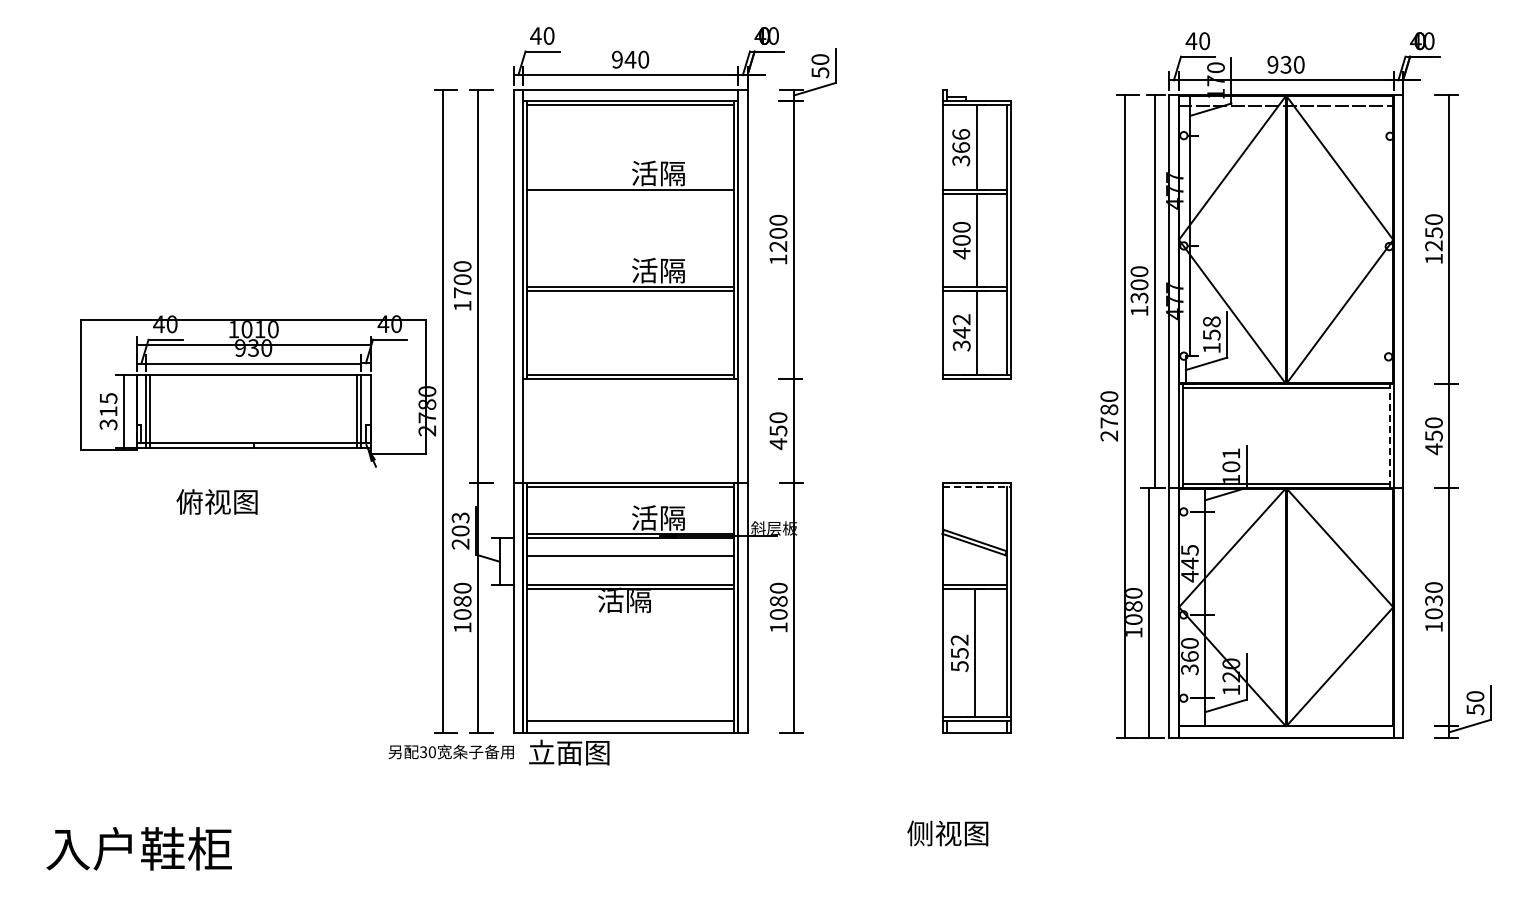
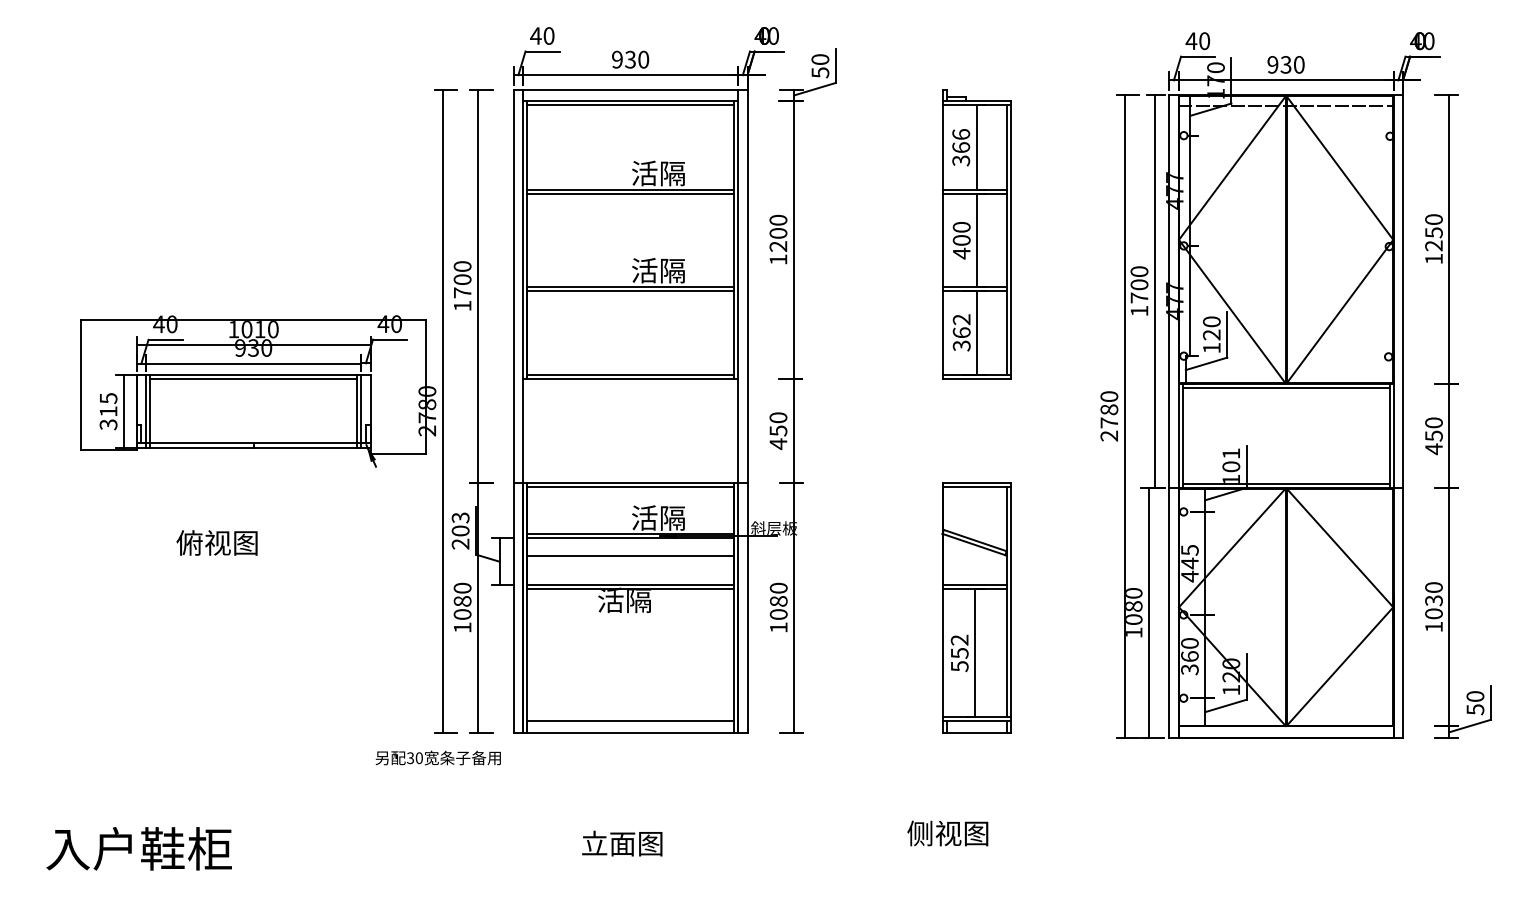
text: 940 -> 930 (630, 59)
line: none -> present (630, 194)
text: 1300 -> 1700 (1139, 297)
text: 158 -> 120 (1211, 328)
text: 342 -> 362 (961, 332)
line: none -> present (253, 379)
line: dashed -> solid (1389, 435)
line: dashed -> solid (977, 487)
text position: (216, 501) -> (216, 542) (216, 542)
text position: (450, 751) -> (437, 757) (437, 757)
text position: (569, 752) -> (622, 843) (622, 843)
